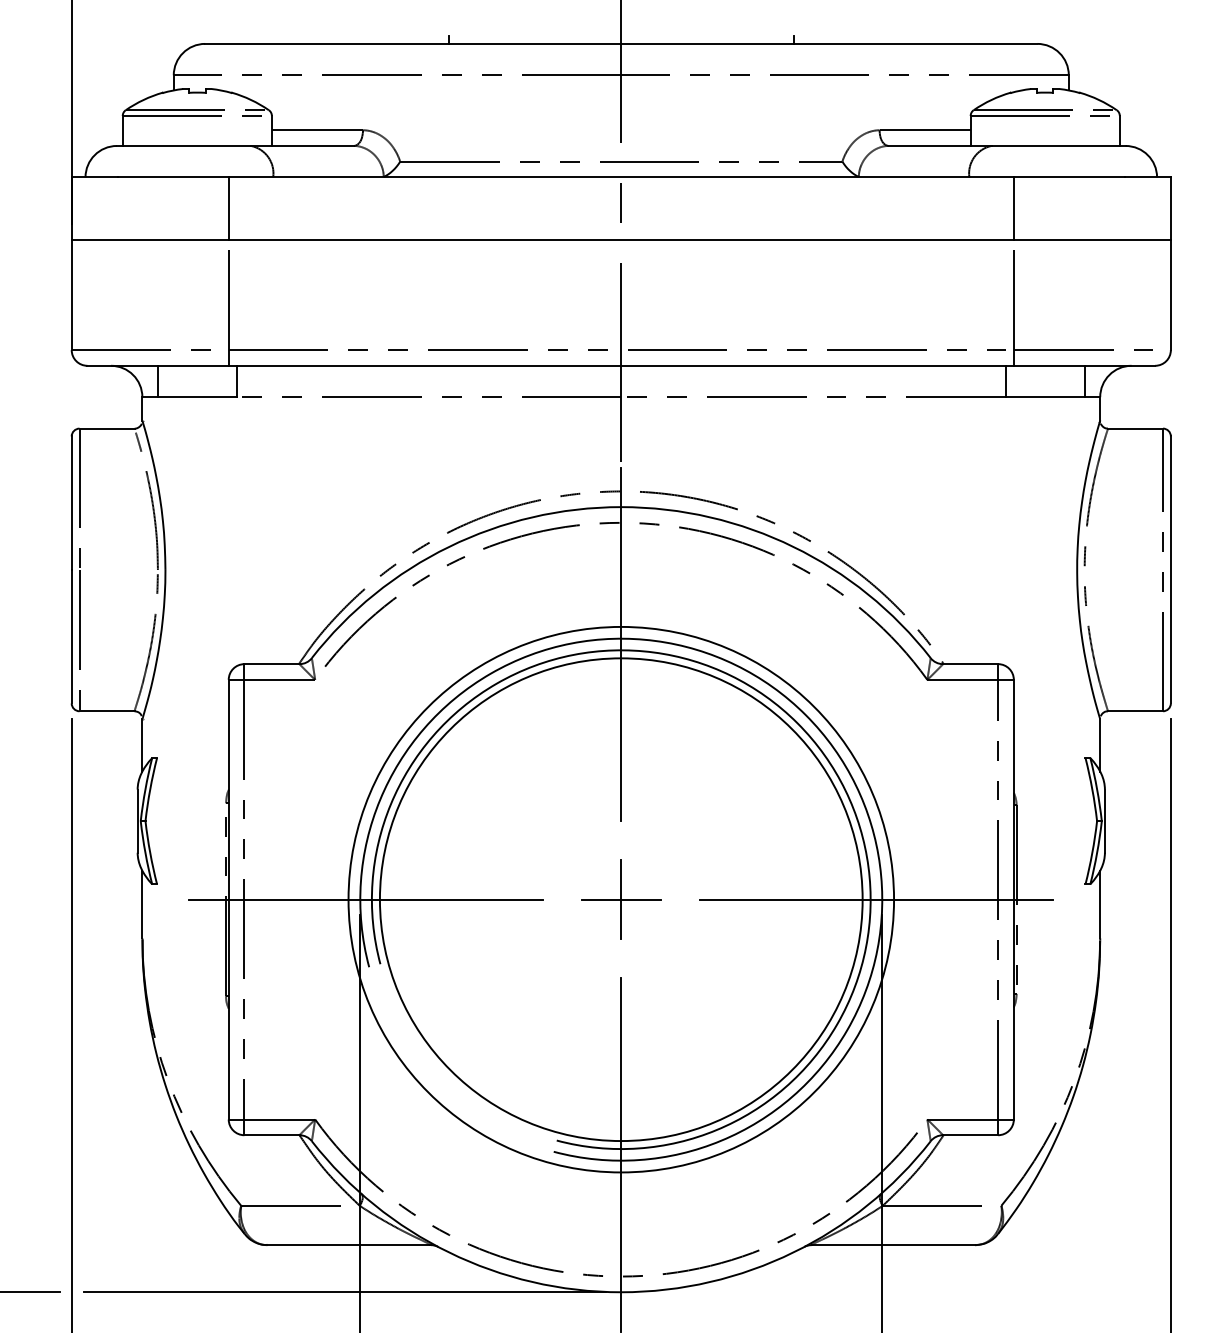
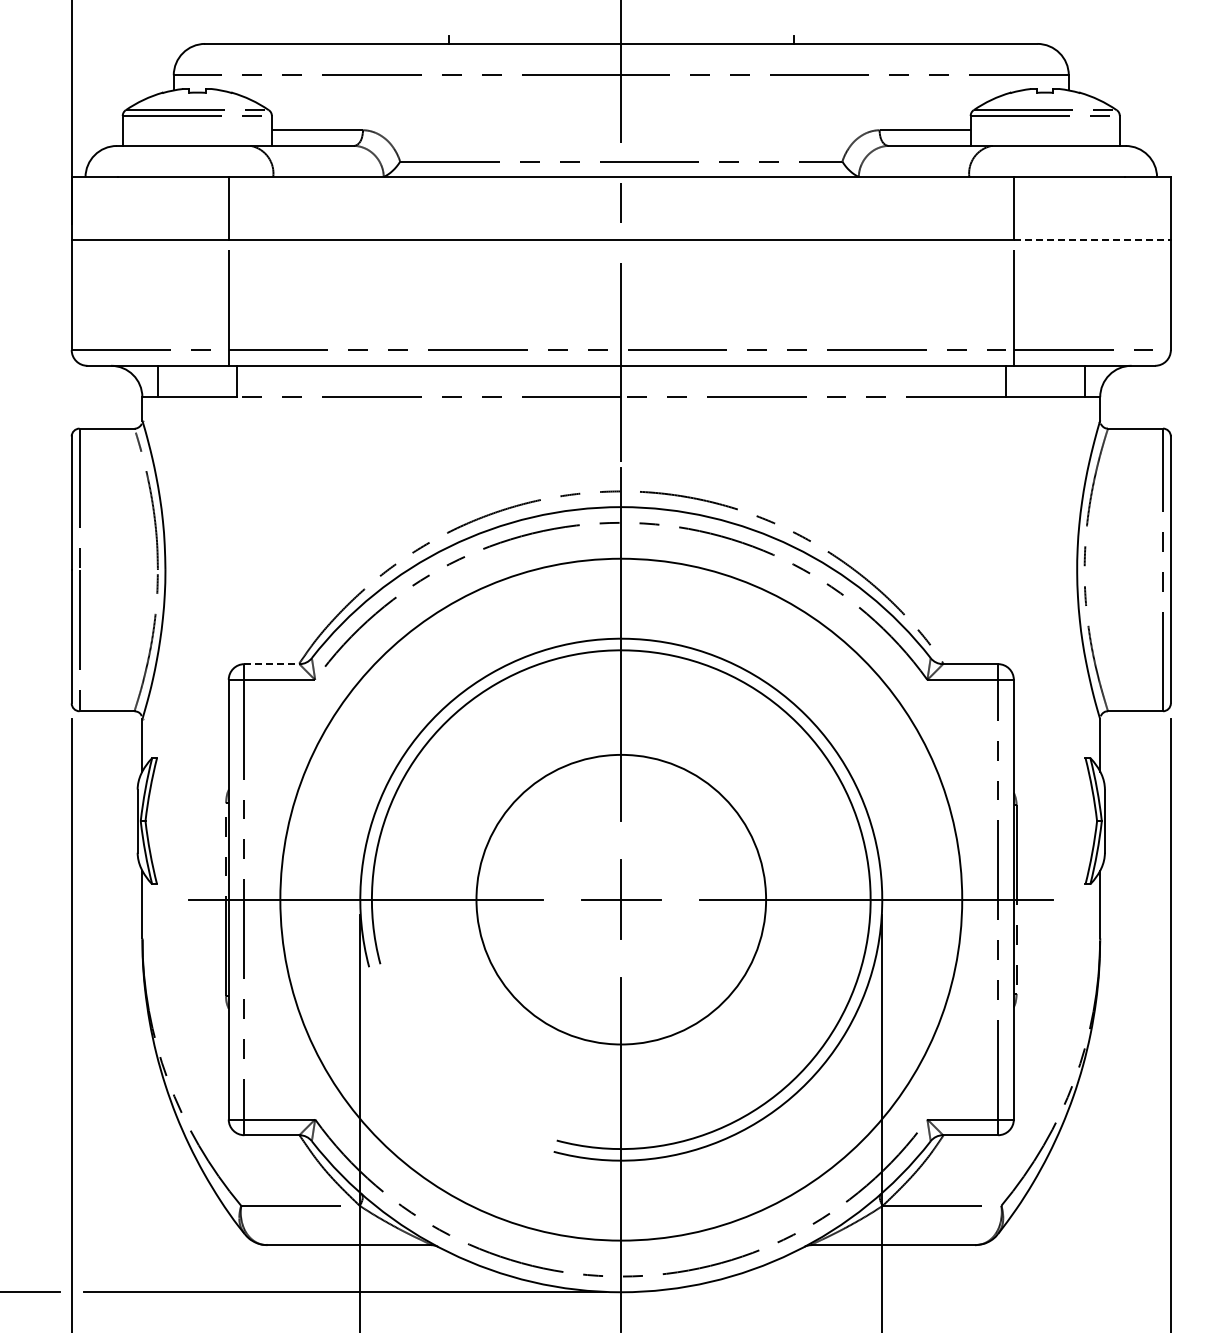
line: solid -> dashed (1092, 240)
line: solid -> dashed (272, 664)
circle diameter: 483 px -> 290 px (621, 899)
circle diameter: 545 px -> 682 px (621, 899)
